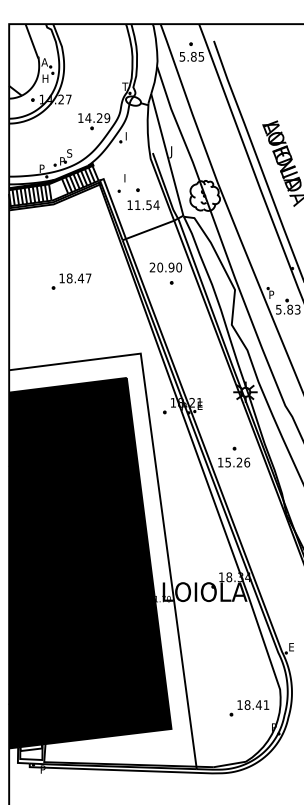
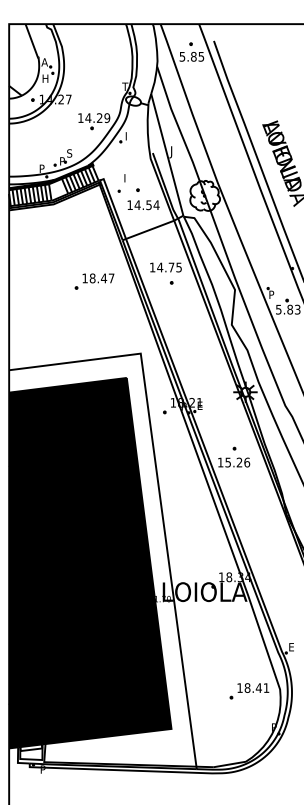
text: 11.54 -> 14.54 (137, 204)
text: 20.90 -> 14.75 (165, 267)
part position: (71, 281) -> (94, 281) (94, 281)
part position: (249, 708) -> (249, 691) (249, 691)
